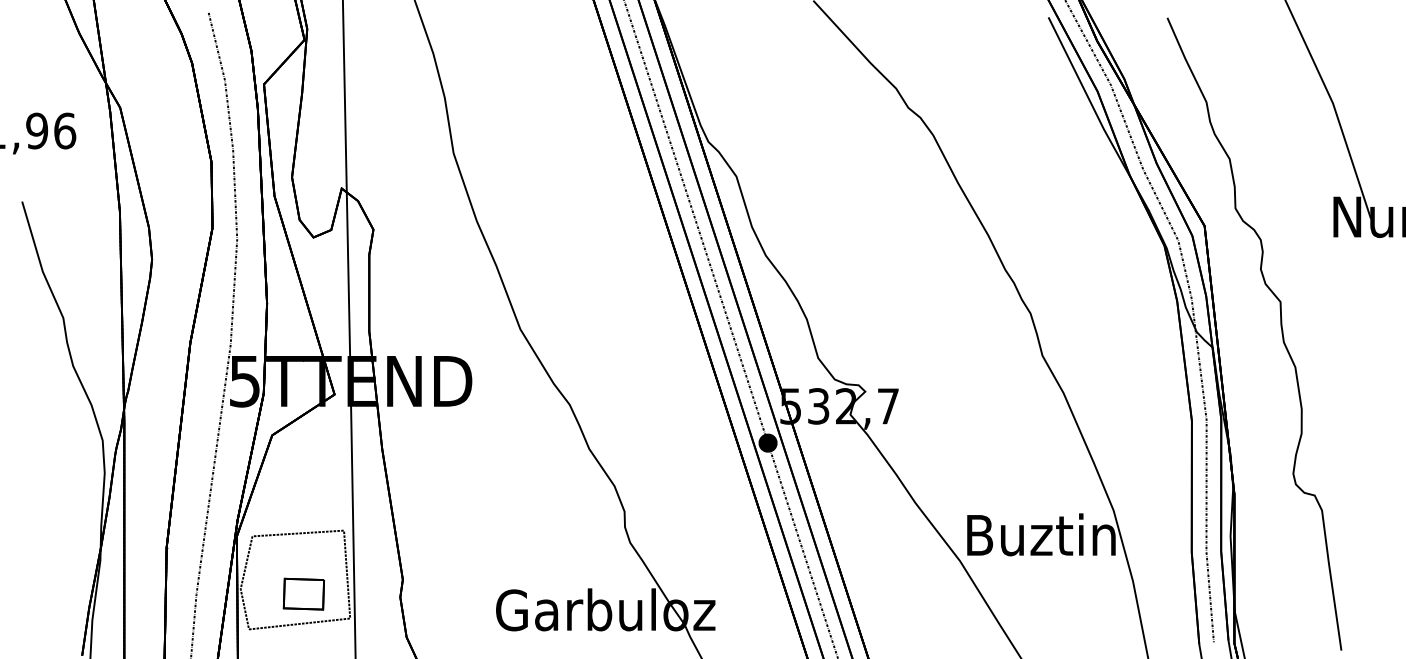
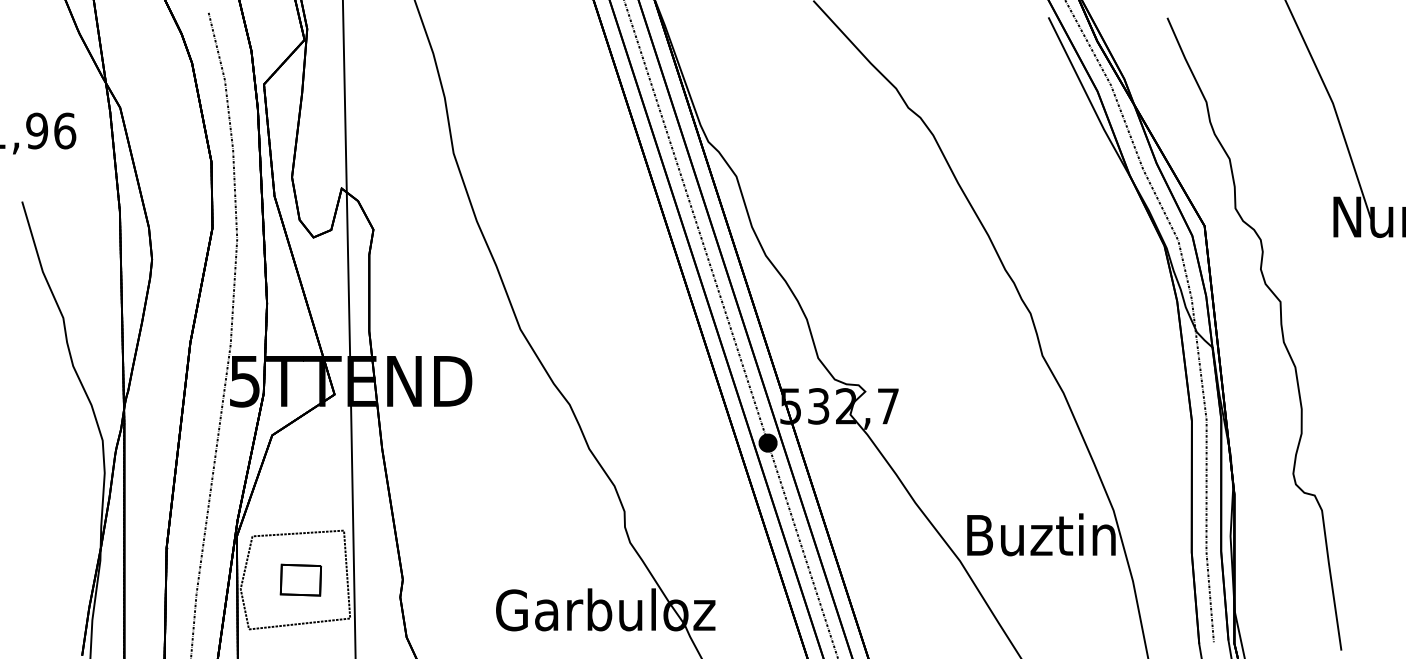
part position: (303, 593) -> (300, 579) (300, 579)
